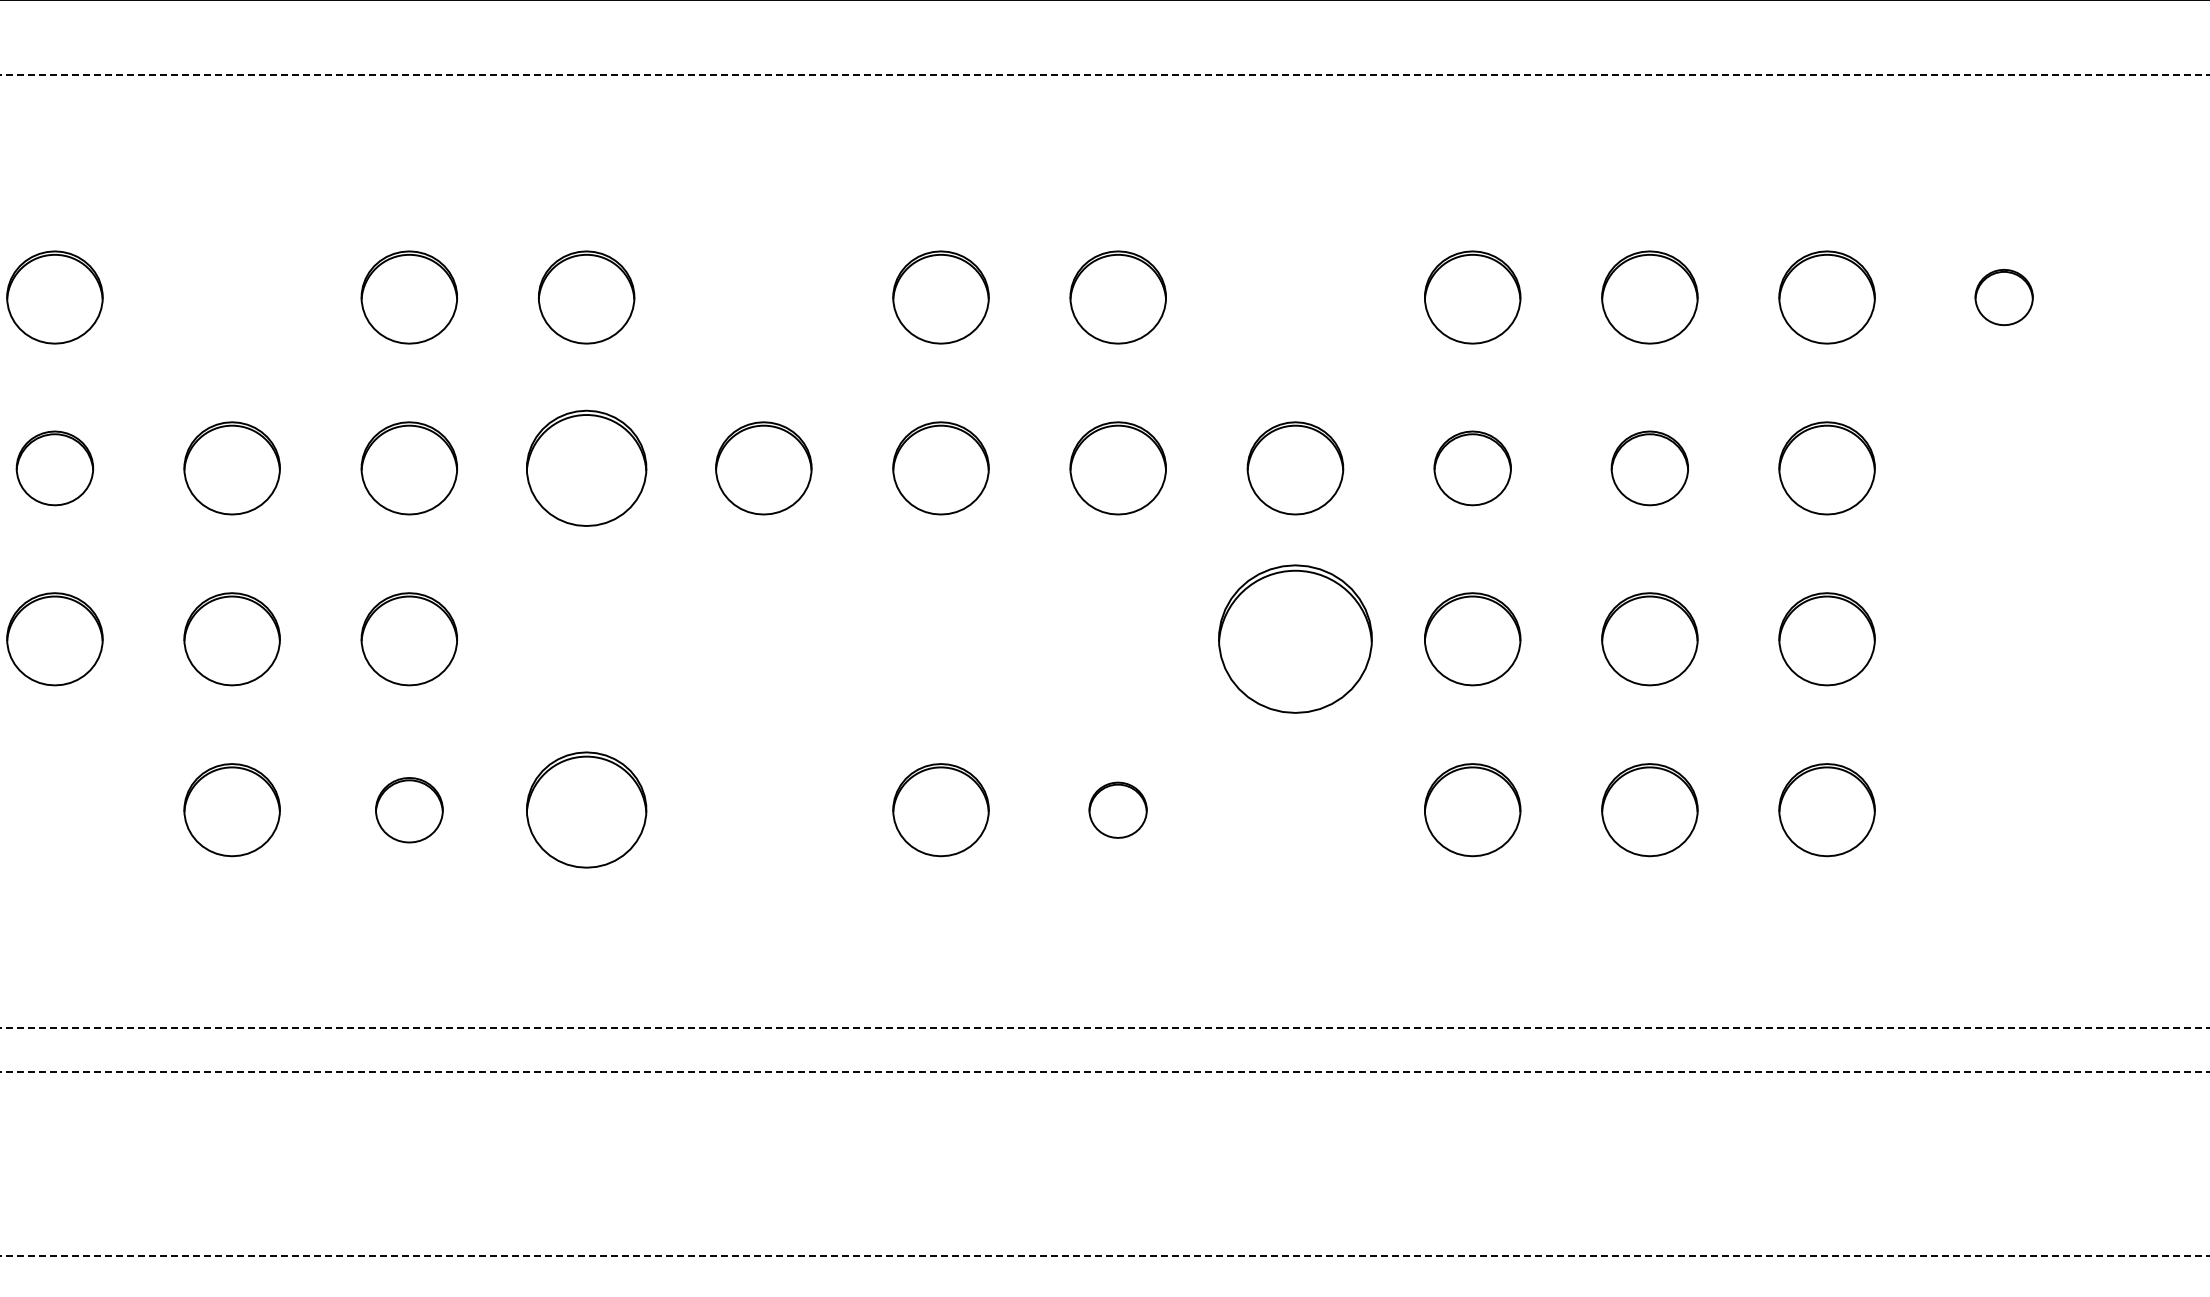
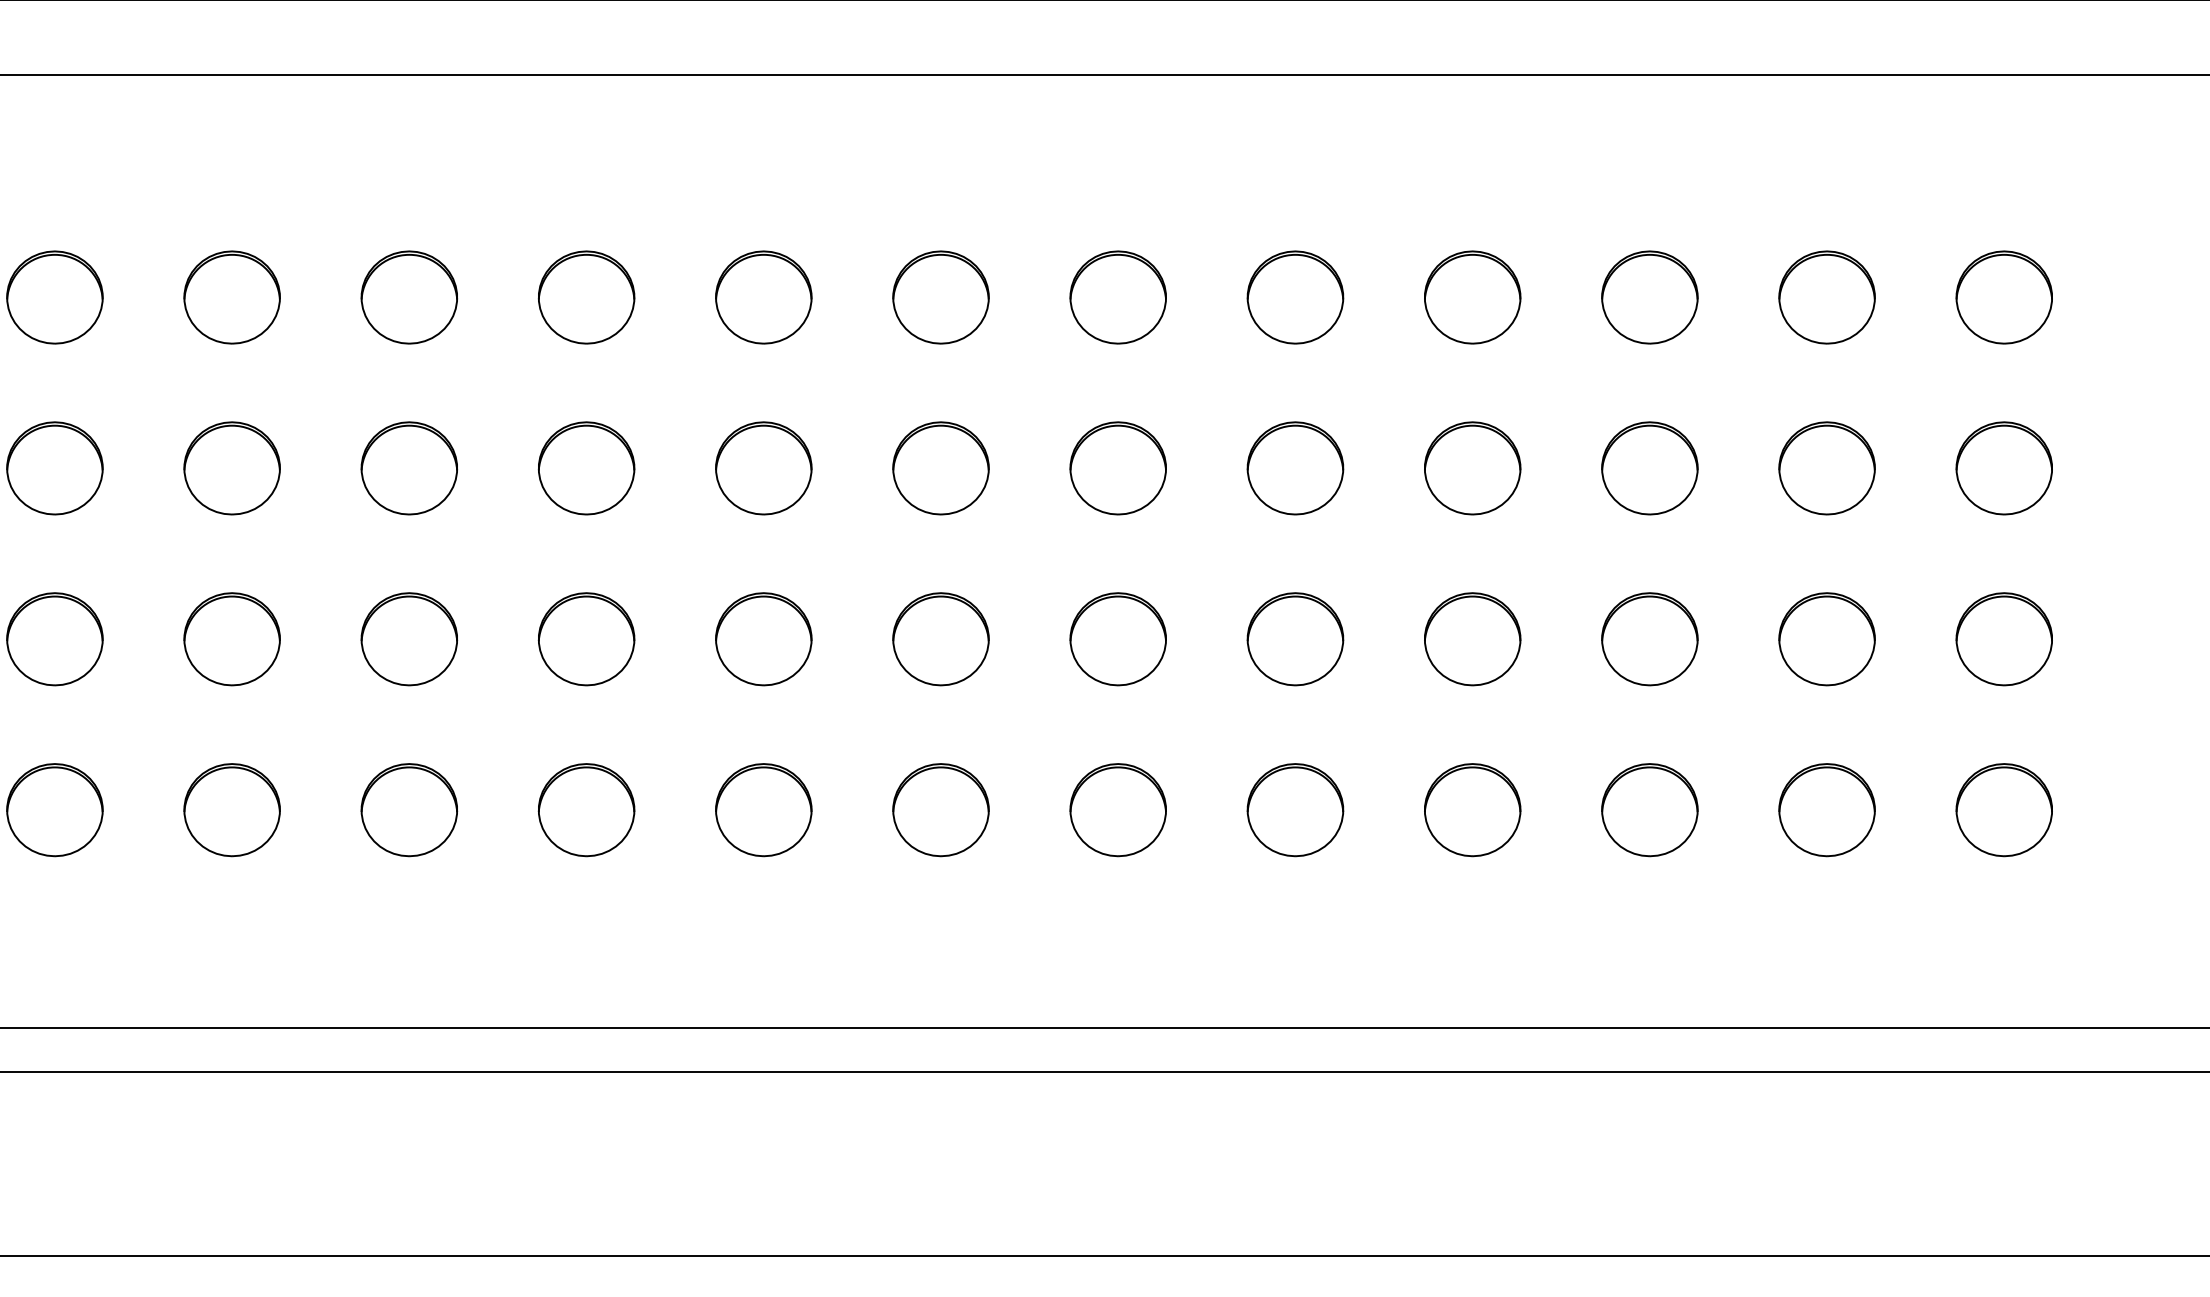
line: dashed -> solid (1104, 75)
part: none -> present (231, 297)
part: none -> present (763, 297)
part: none -> present (1295, 297)
part size: 60x58 px -> 98x95 px (2003, 297)
part size: 122x118 px -> 99x95 px (586, 468)
part size: 80x77 px -> 98x95 px (54, 468)
part size: 79x77 px -> 98x95 px (1472, 468)
part size: 79x77 px -> 98x95 px (1649, 468)
part: none -> present (2003, 468)
part size: 155x150 px -> 99x95 px (1295, 639)
part: none -> present (586, 639)
part: none -> present (763, 639)
part: none -> present (940, 639)
part: none -> present (1117, 639)
part: none -> present (2003, 639)
part size: 122x118 px -> 99x95 px (586, 810)
part size: 60x58 px -> 98x95 px (1117, 810)
part: none -> present (54, 810)
part size: 69x67 px -> 99x95 px (409, 810)
part: none -> present (763, 810)
part: none -> present (1295, 810)
part: none -> present (2003, 810)
line: dashed -> solid (1104, 1028)
line: dashed -> solid (1104, 1071)
line: dashed -> solid (1104, 1256)
